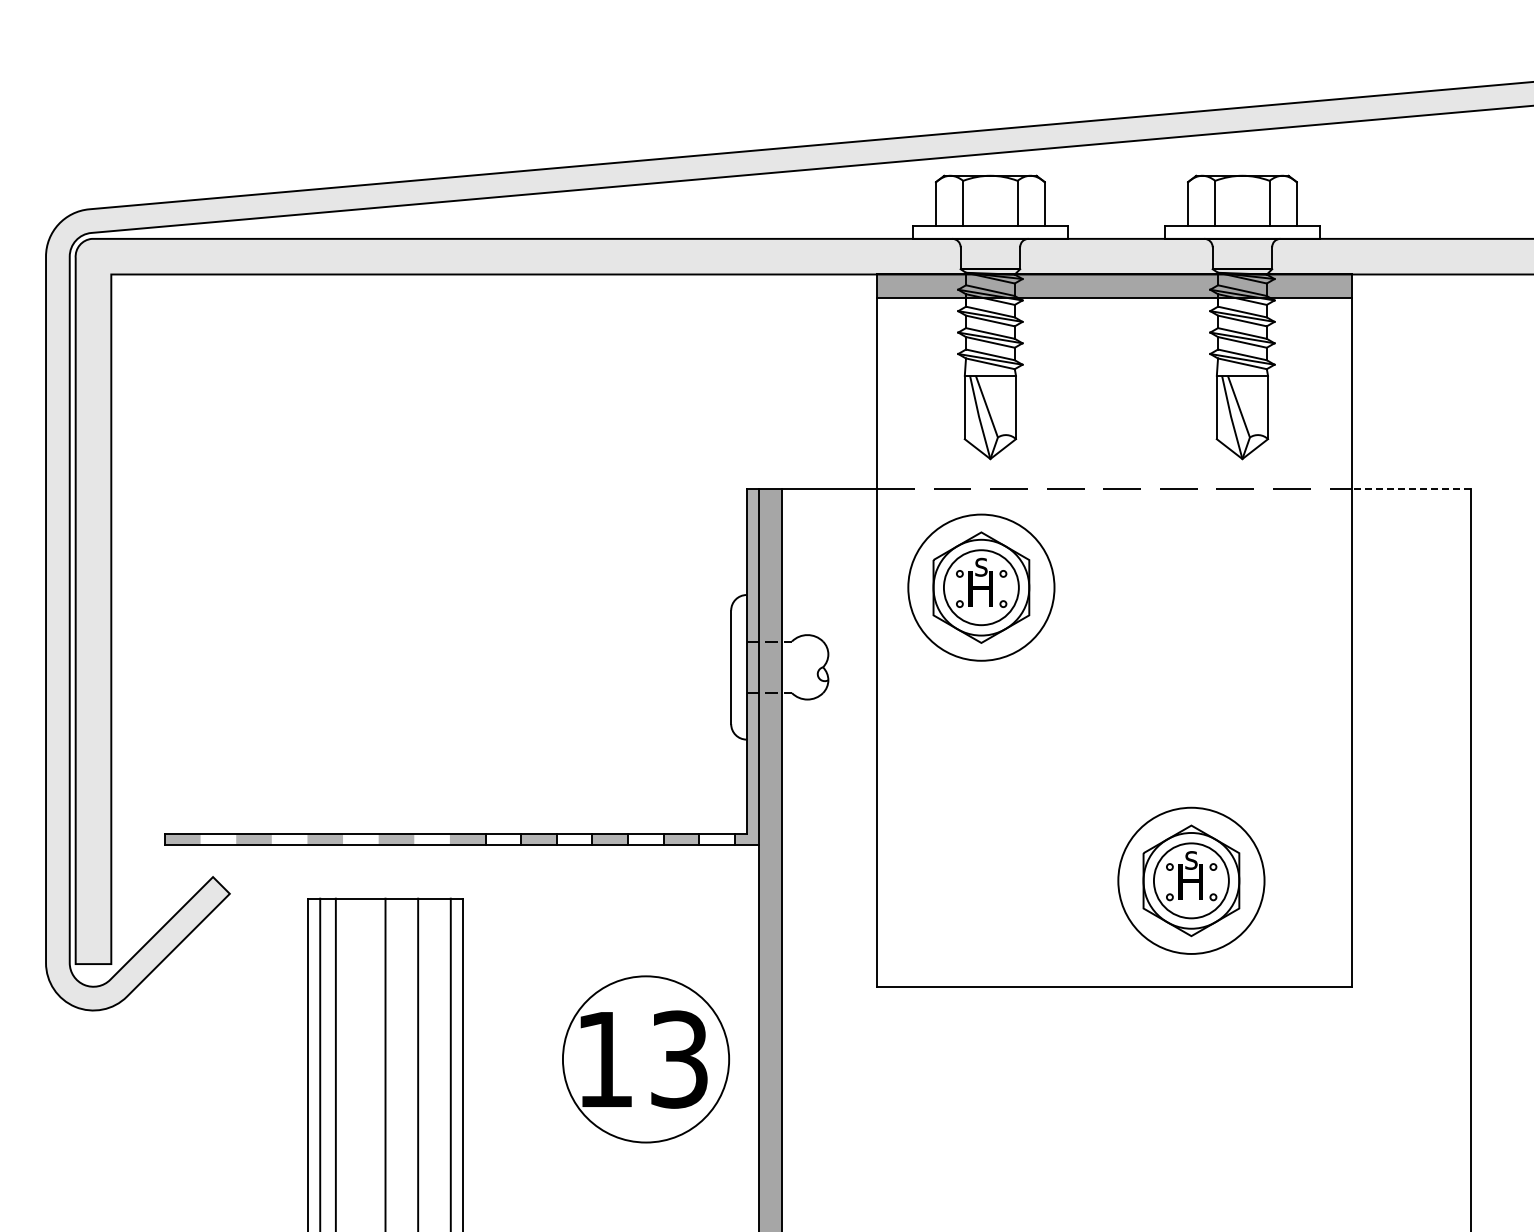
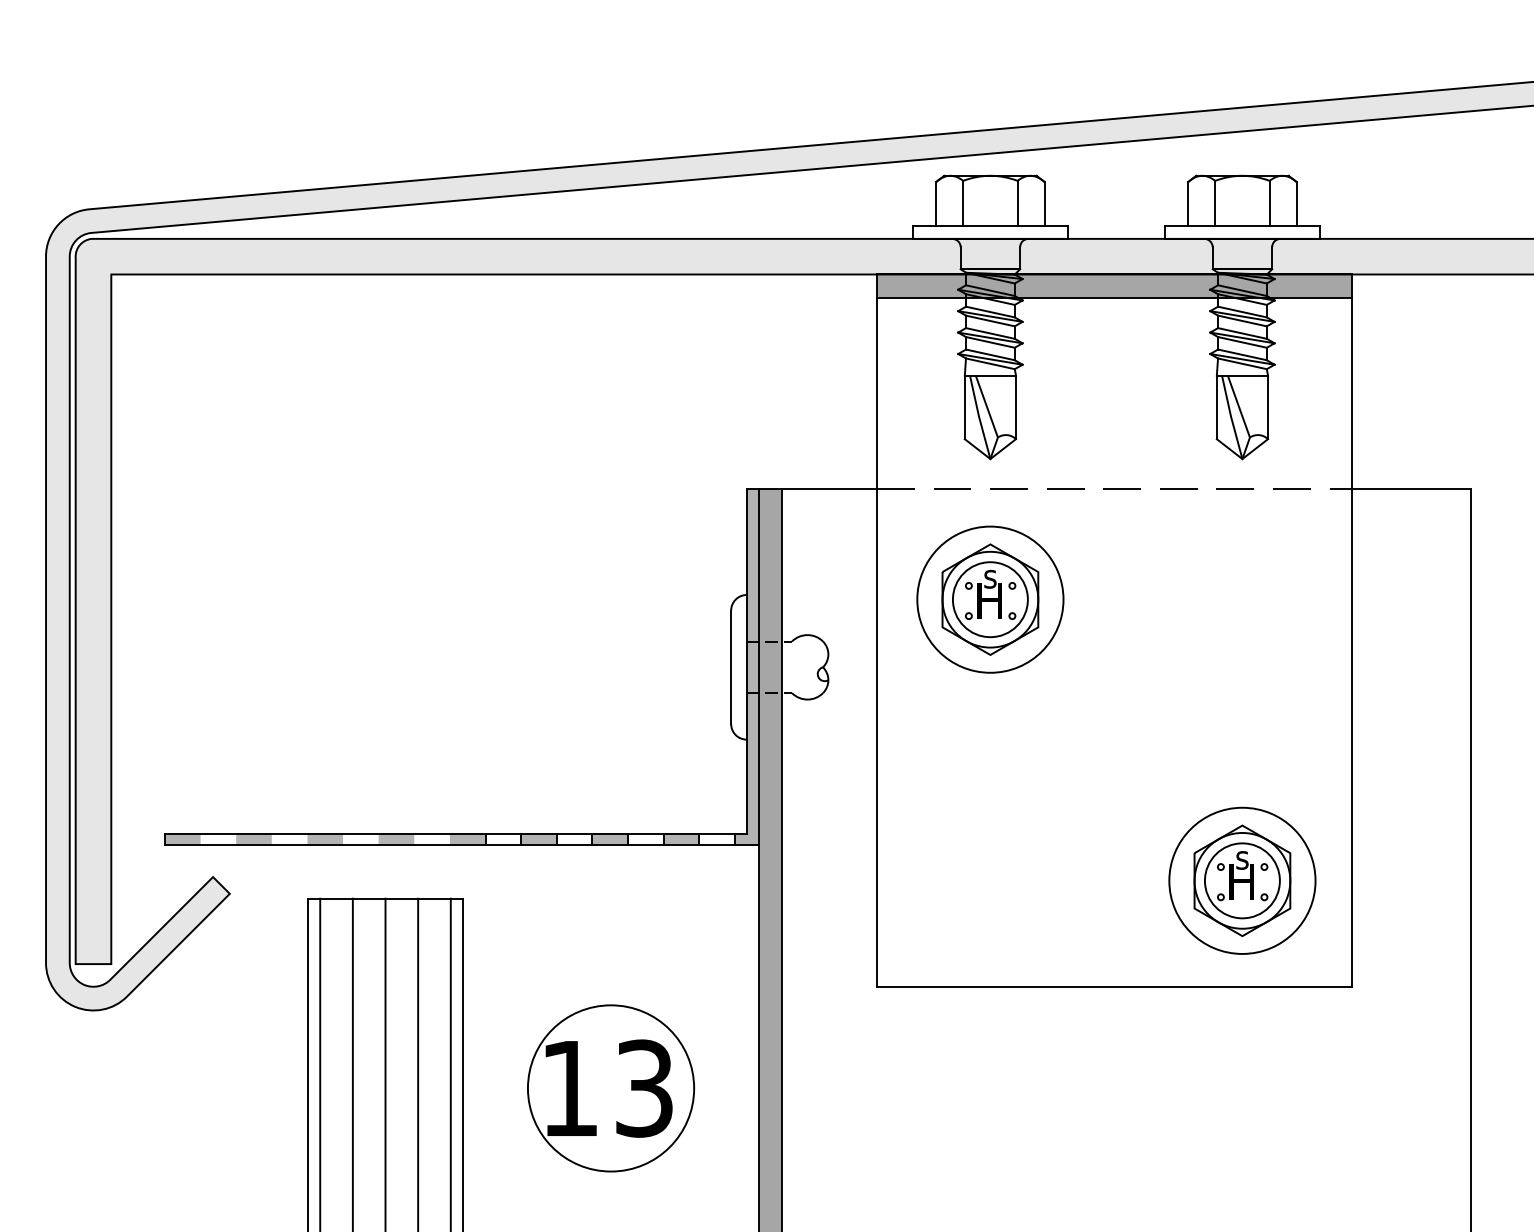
line: dashed -> solid (1410, 489)
part position: (981, 587) -> (990, 599) (990, 599)
part position: (1191, 880) -> (1242, 880) (1242, 880)
part position: (645, 1059) -> (610, 1088) (610, 1088)
line position: (335, 1063) -> (352, 1063) (352, 1063)
